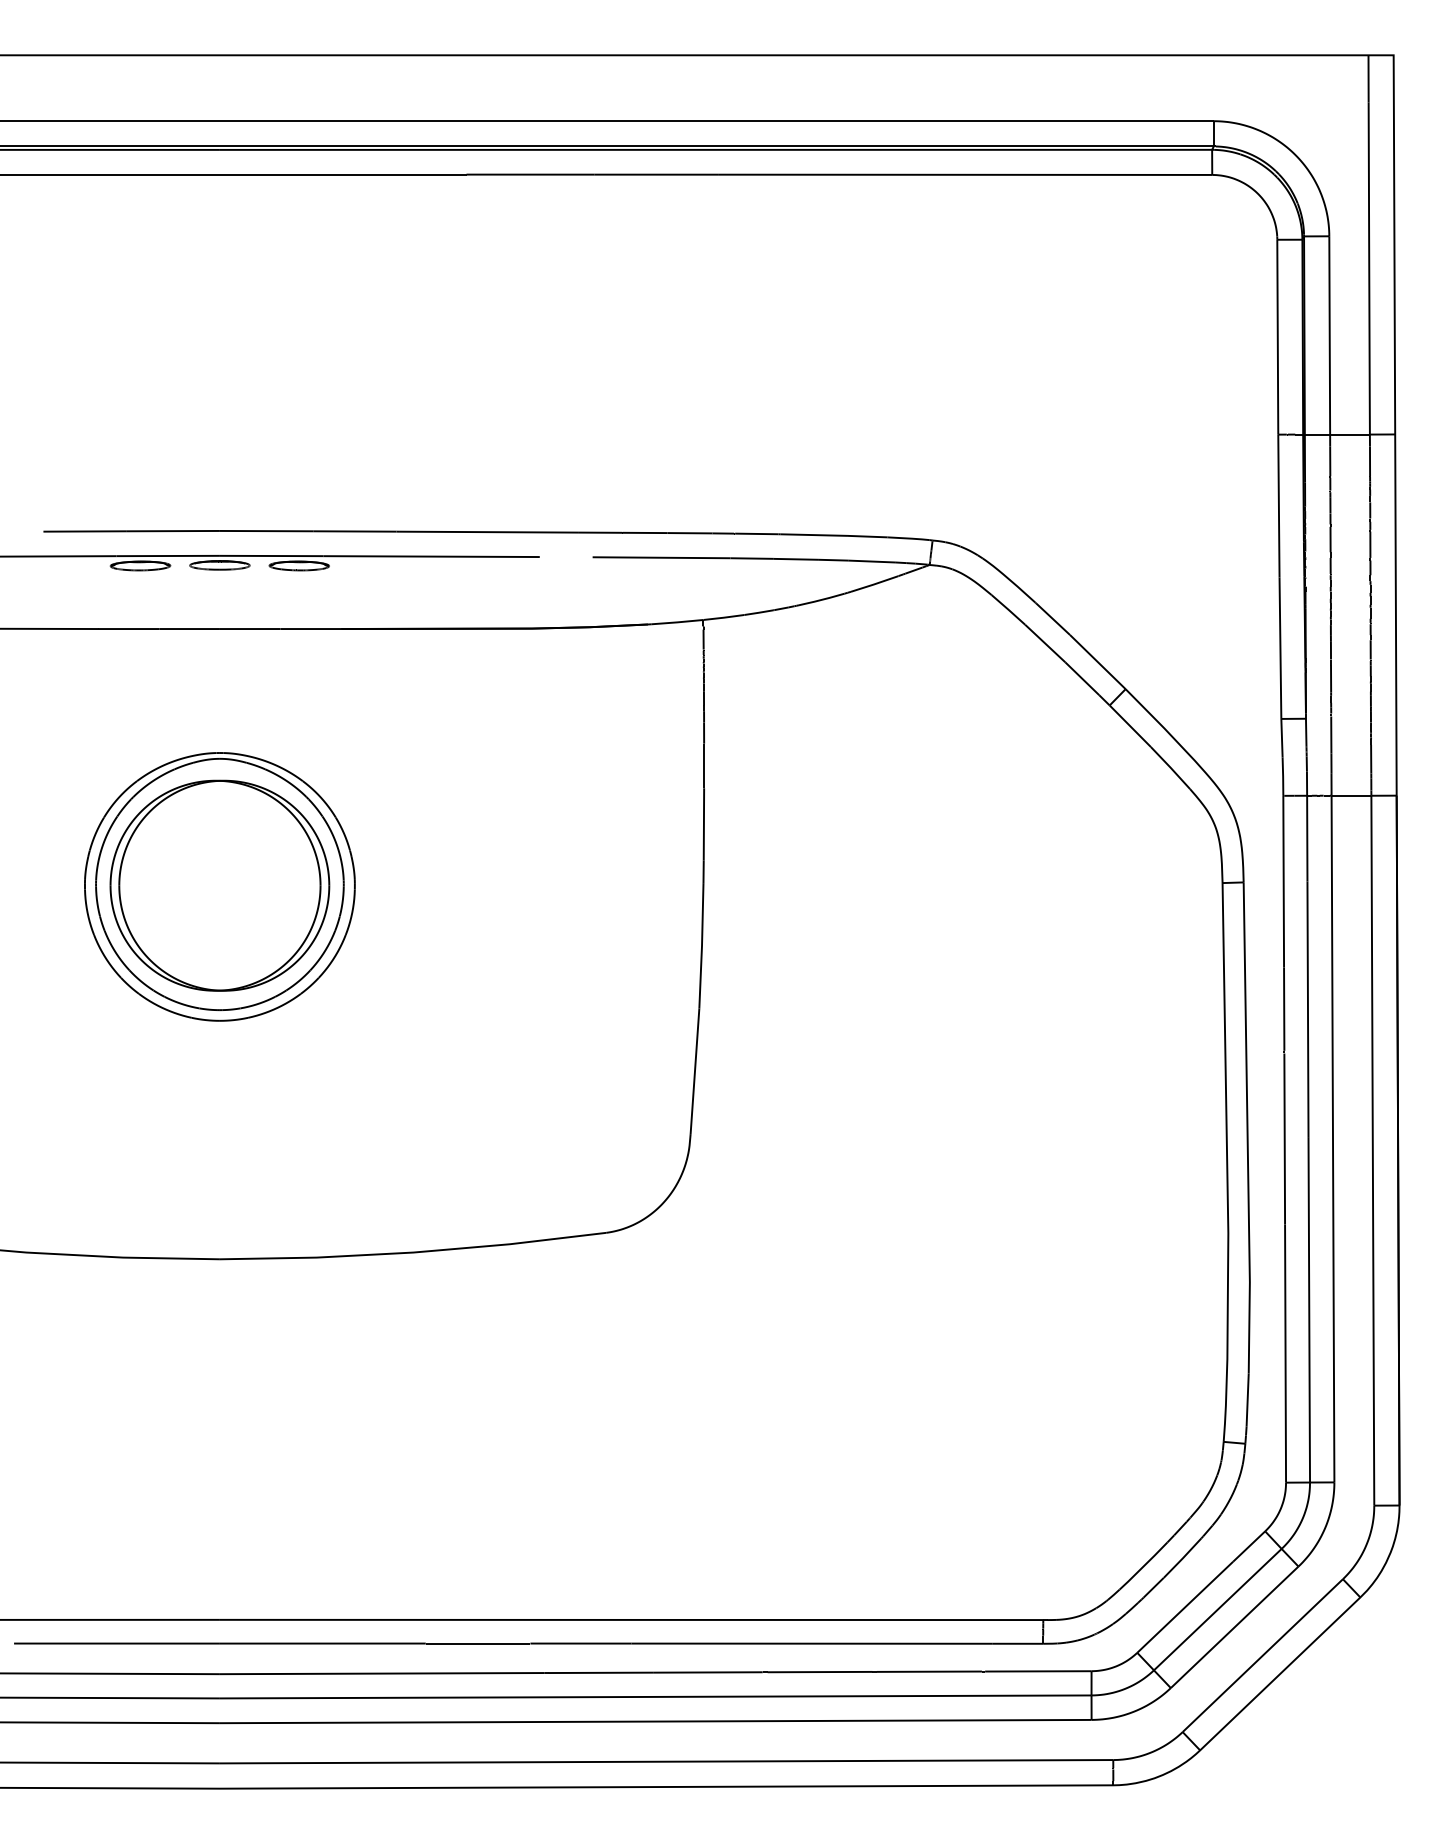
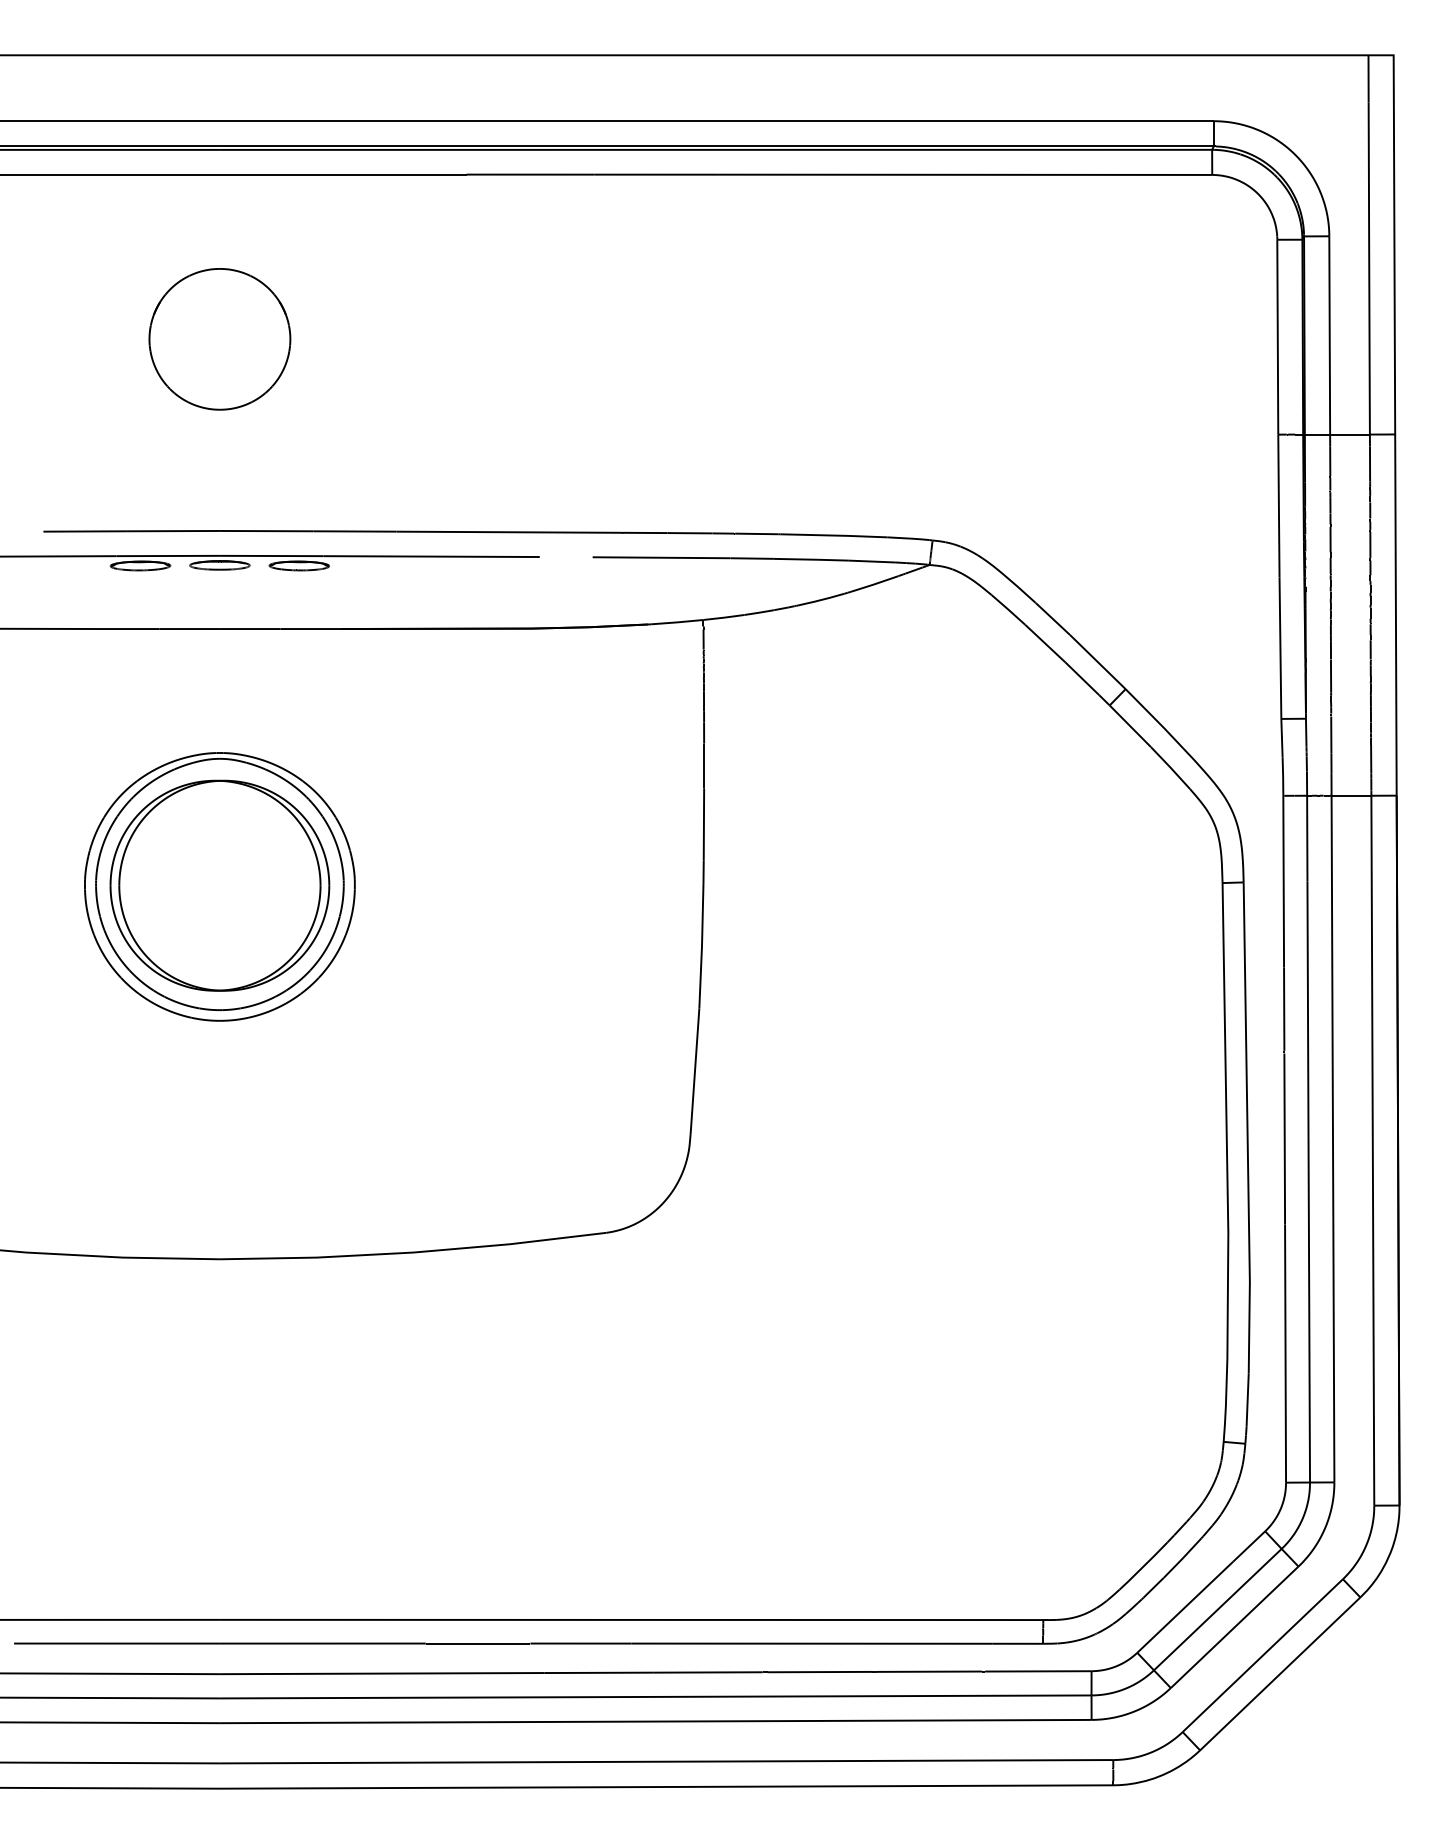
part: none -> present (219, 339)
